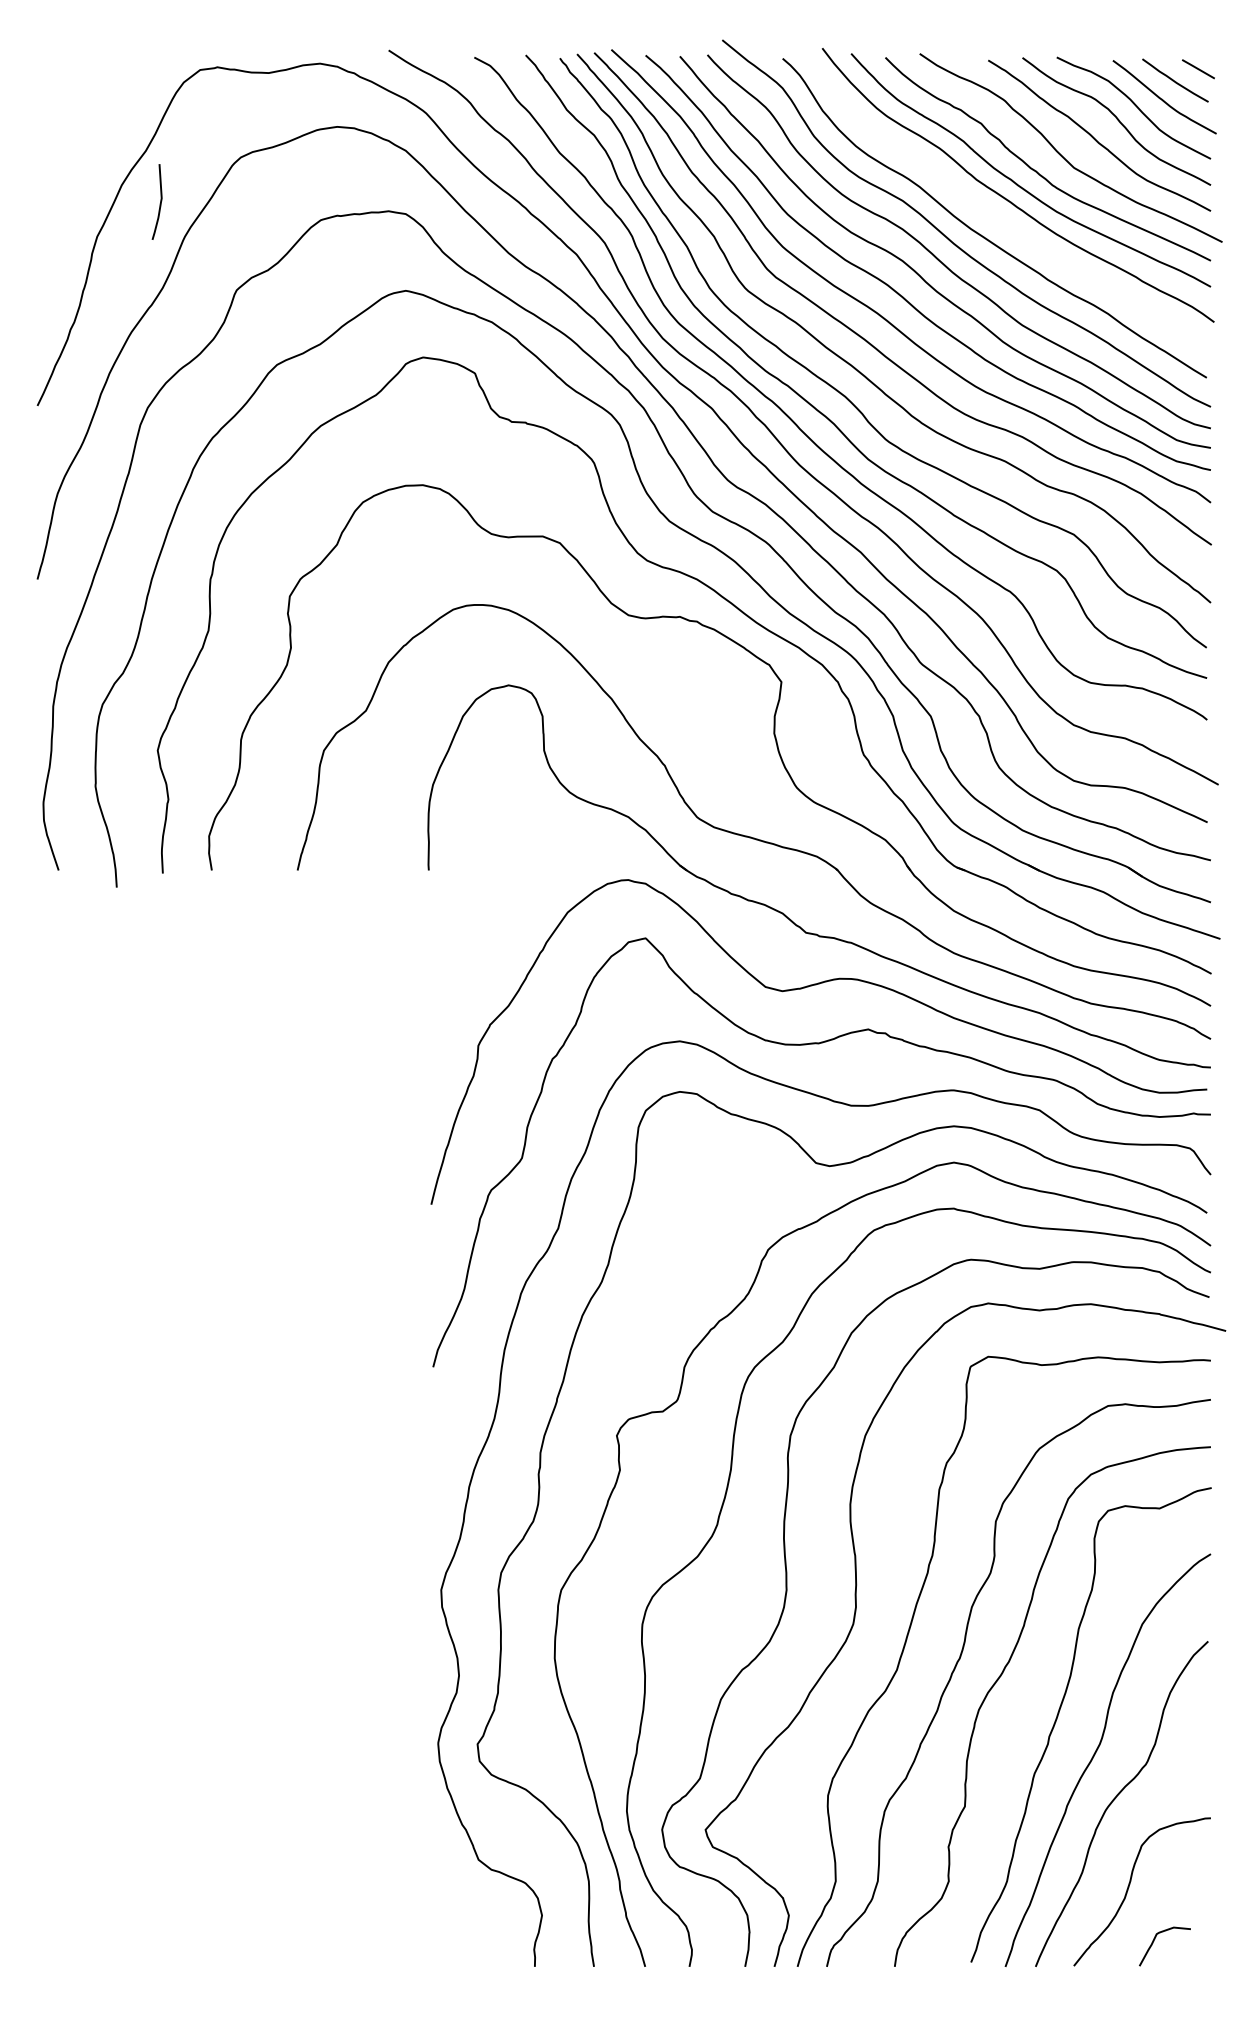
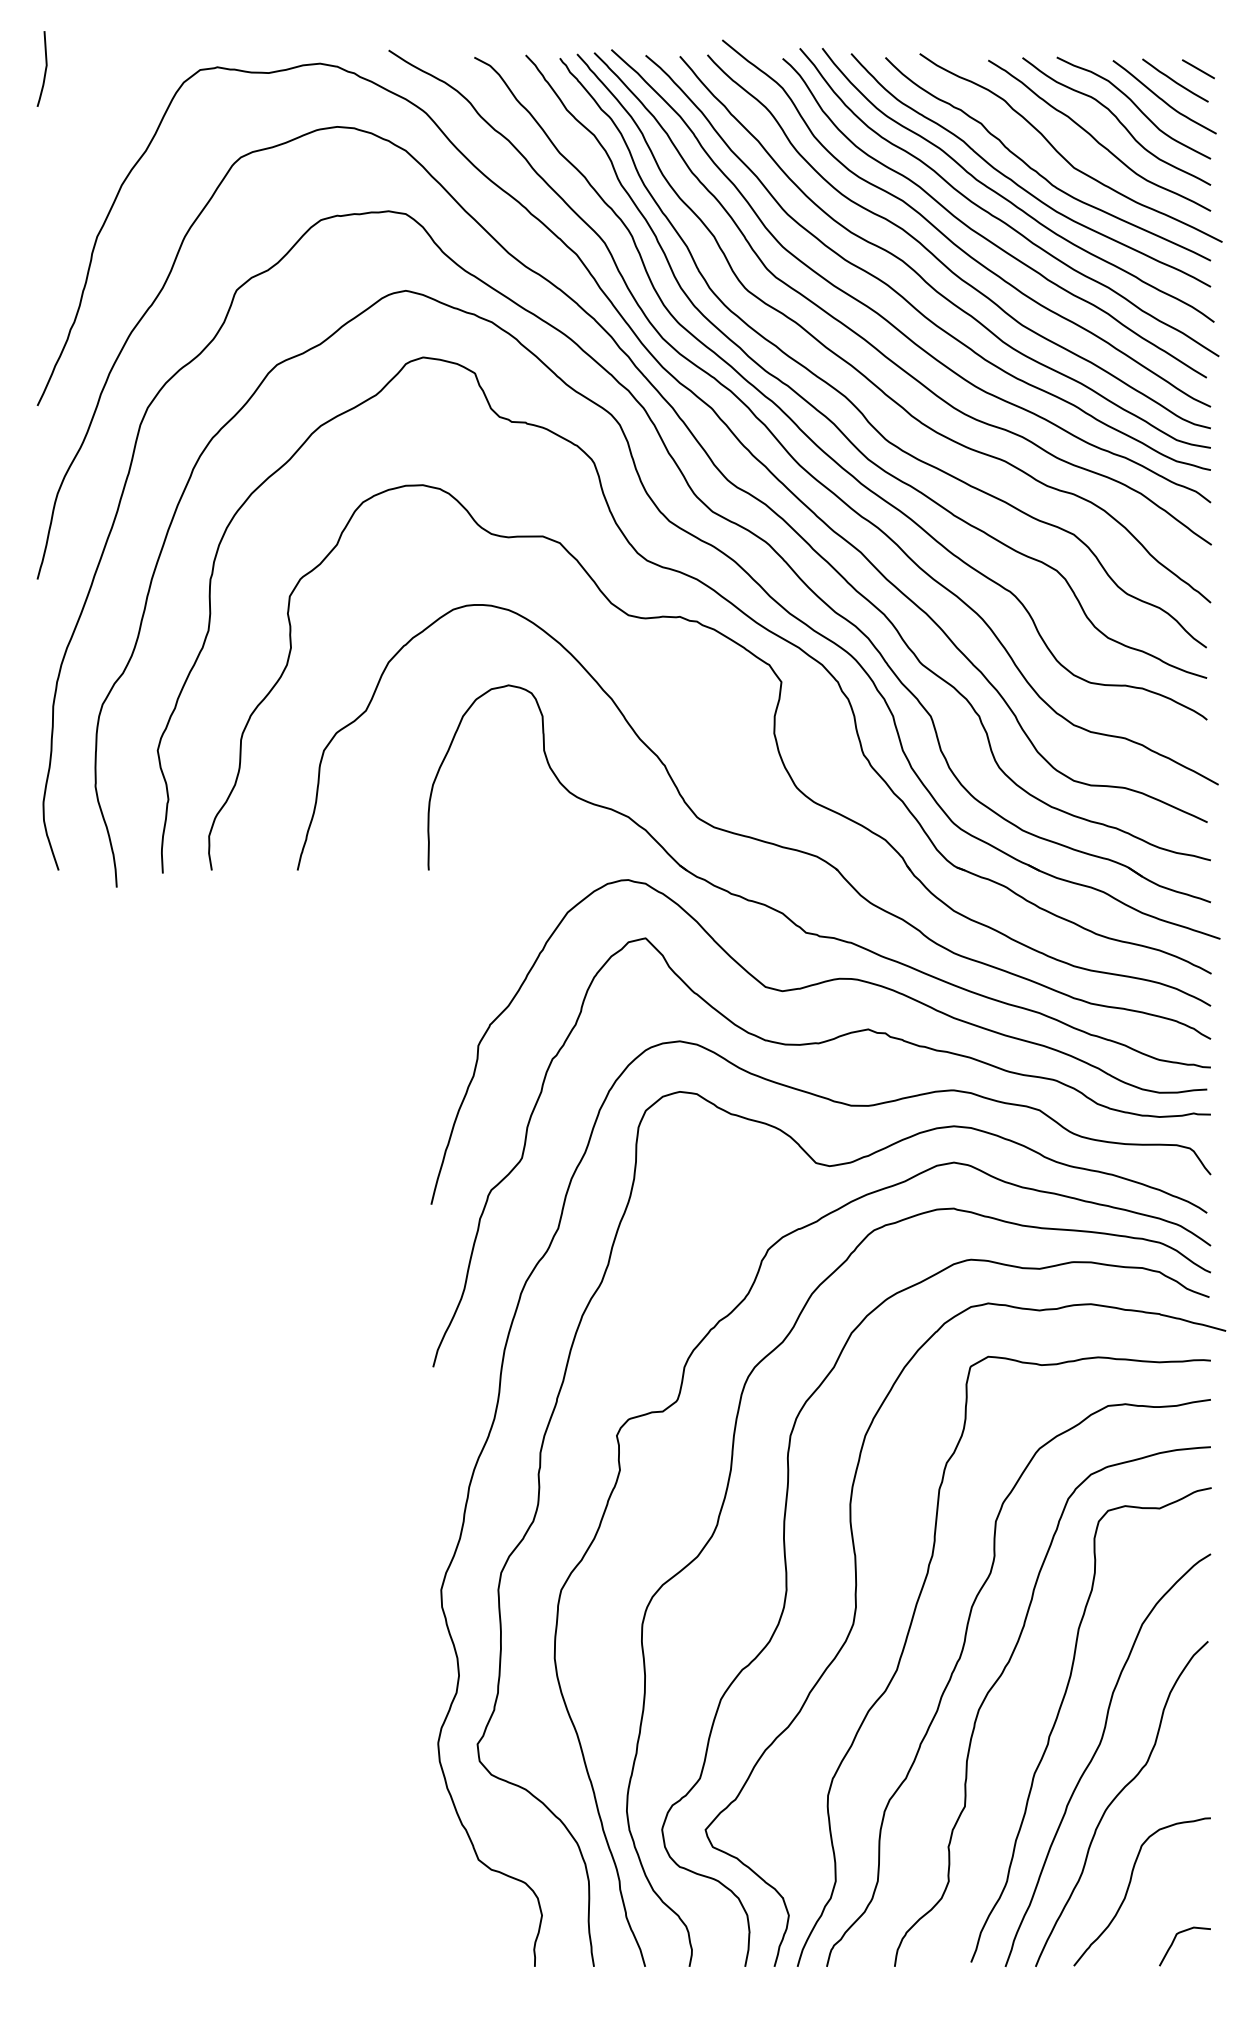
curve position: (159, 203) -> (44, 70) (44, 70)
curve: none -> present (1001, 219)
curve position: (1154, 1941) -> (1174, 1941) (1174, 1941)
